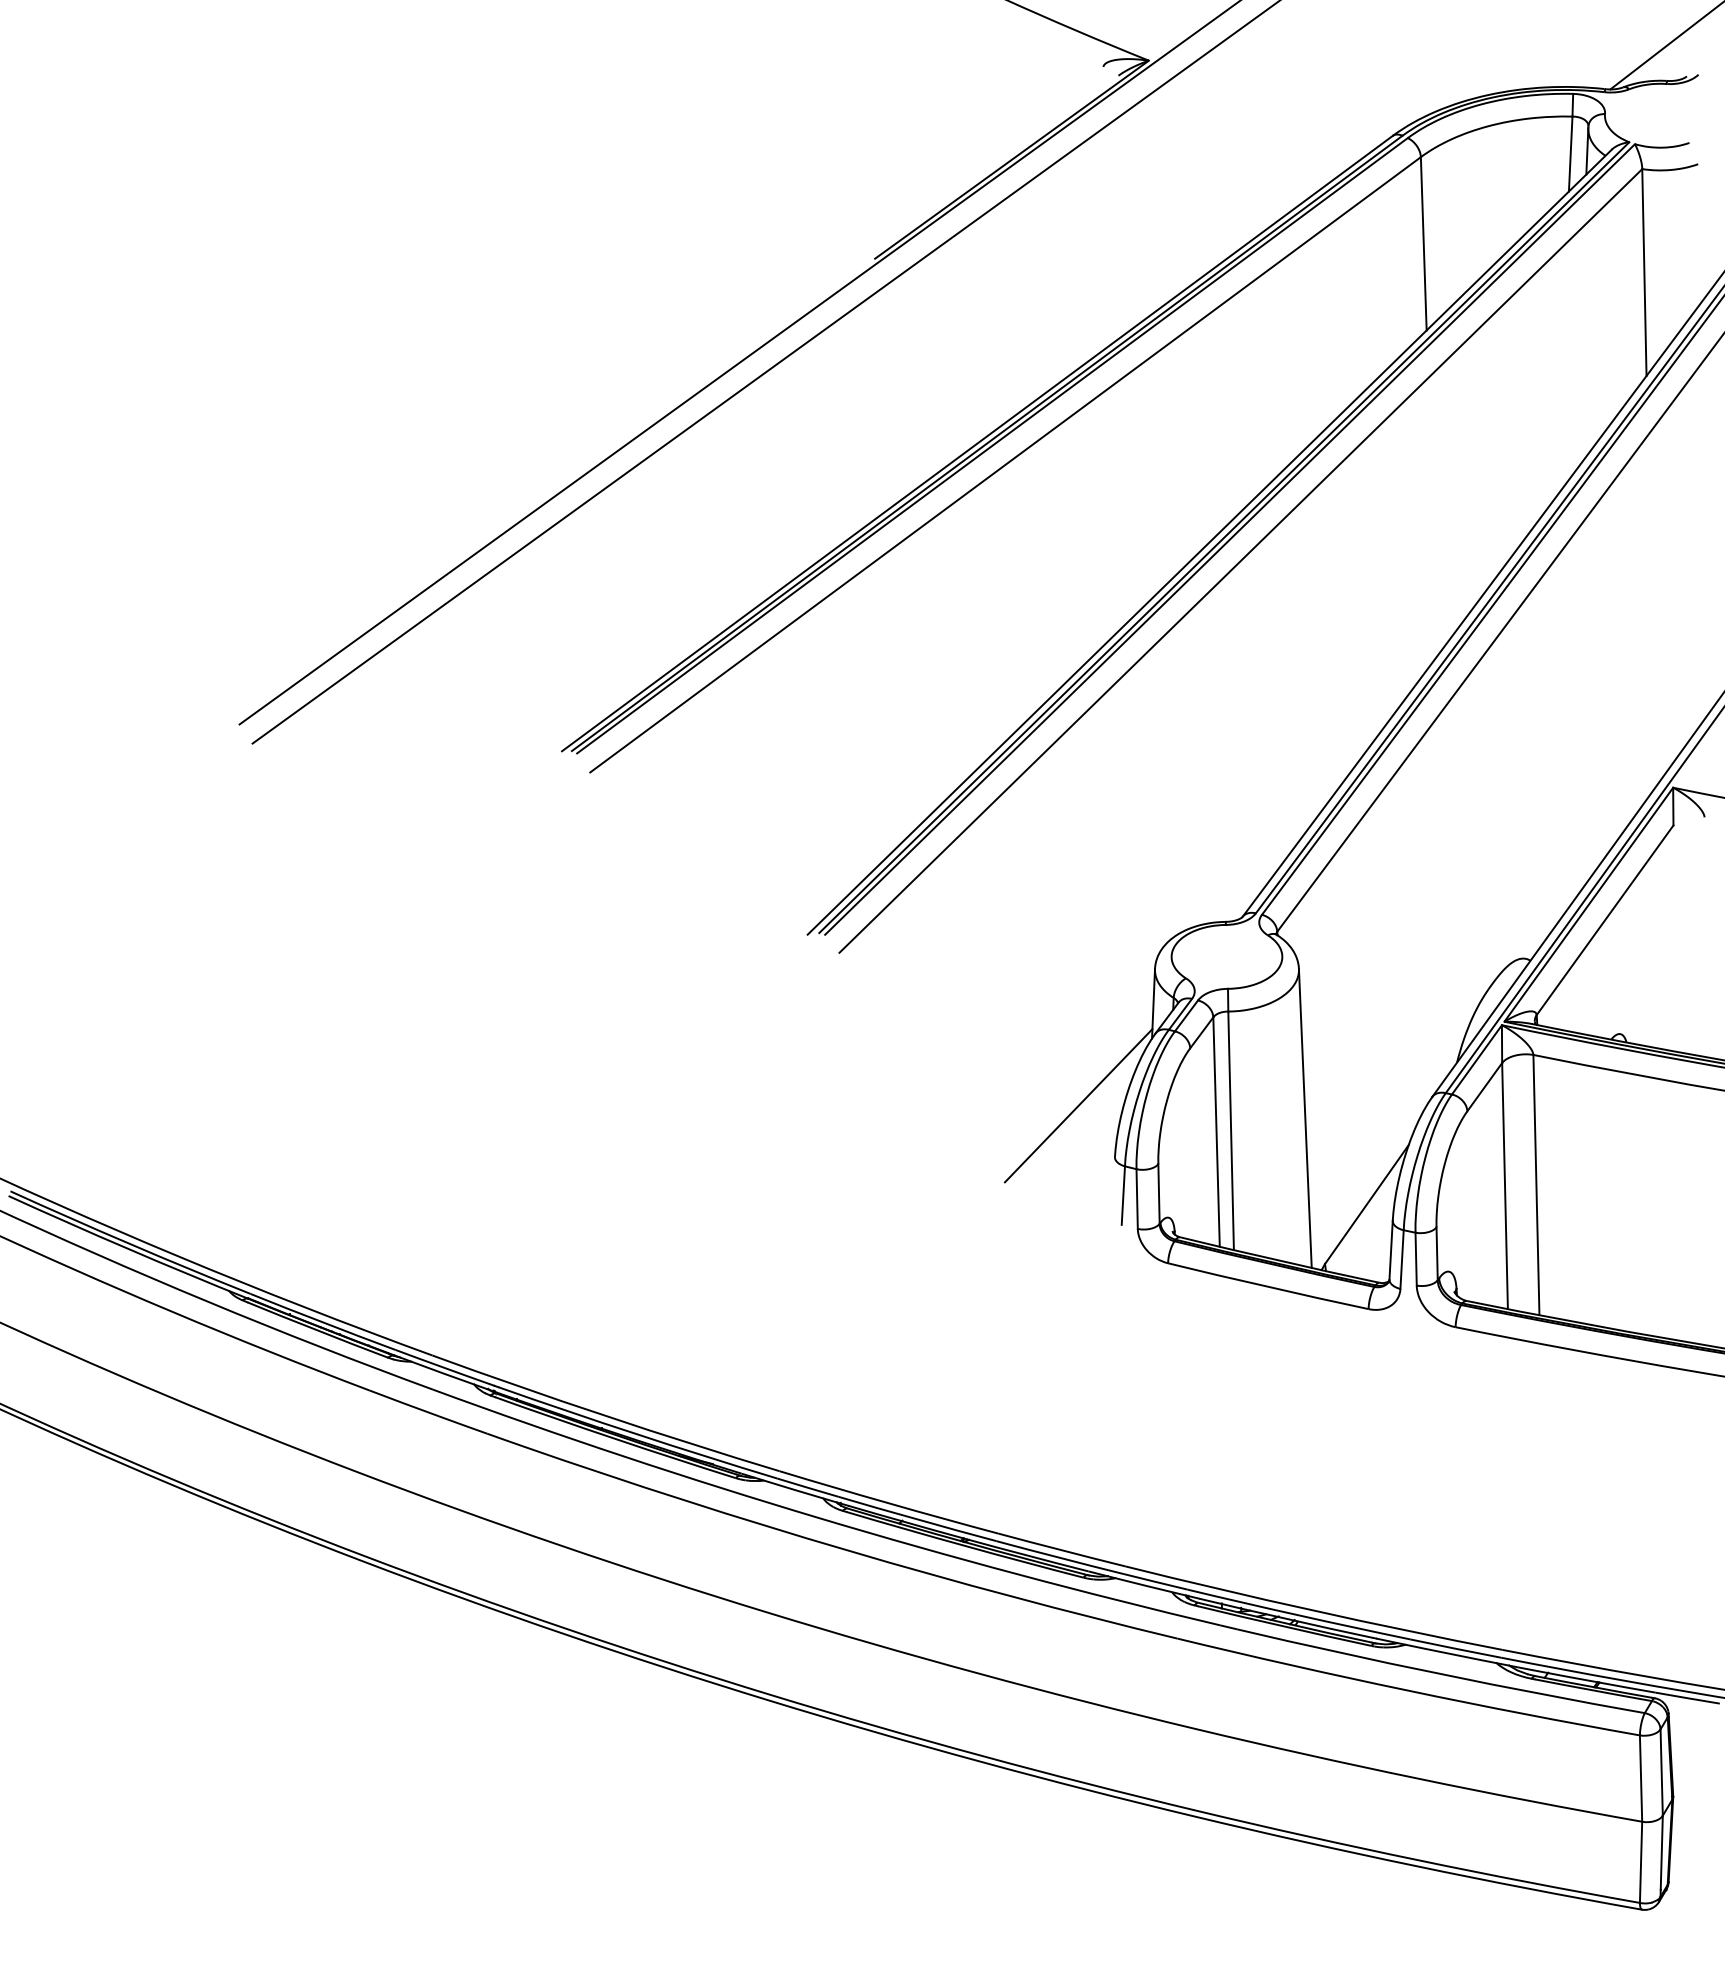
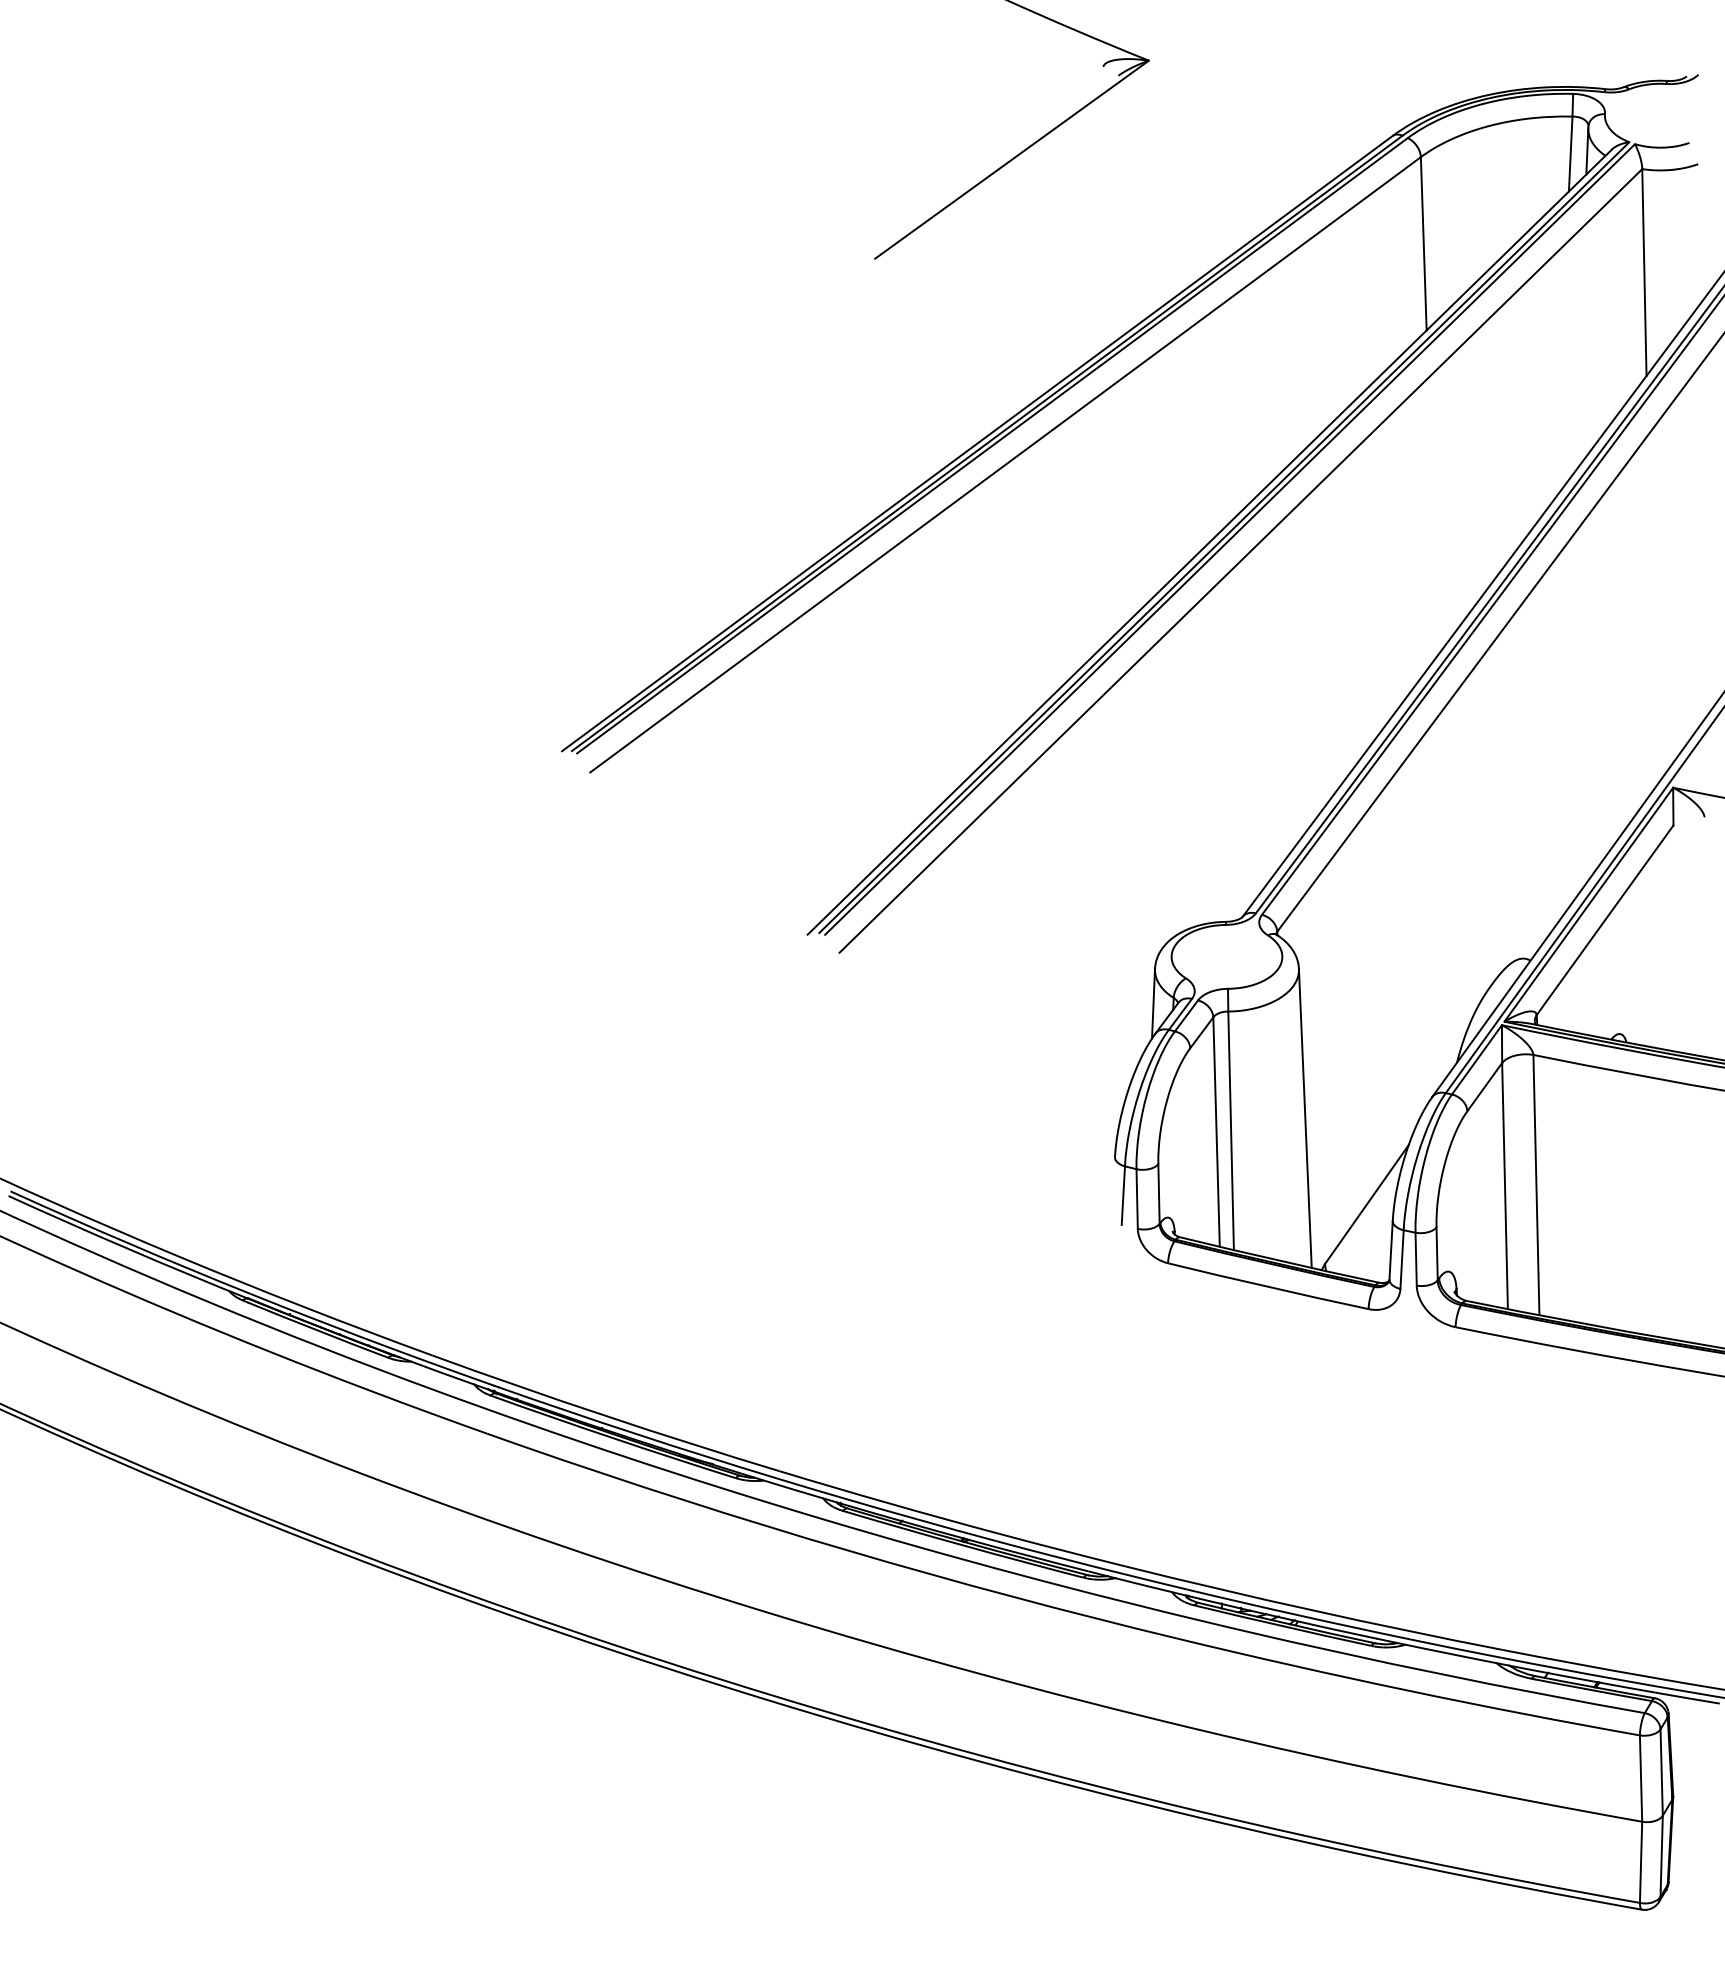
line: present -> none (1665, 46)
line: present -> none (738, 363)
line: present -> none (764, 372)
line: present -> none (1078, 1105)
